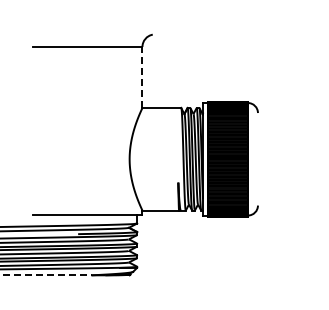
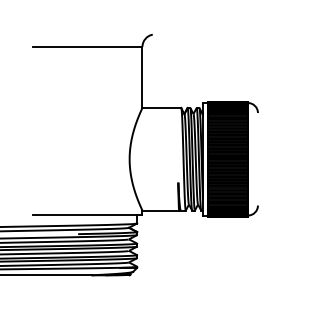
line: dashed -> solid (142, 77)
line: dashed -> solid (46, 275)
